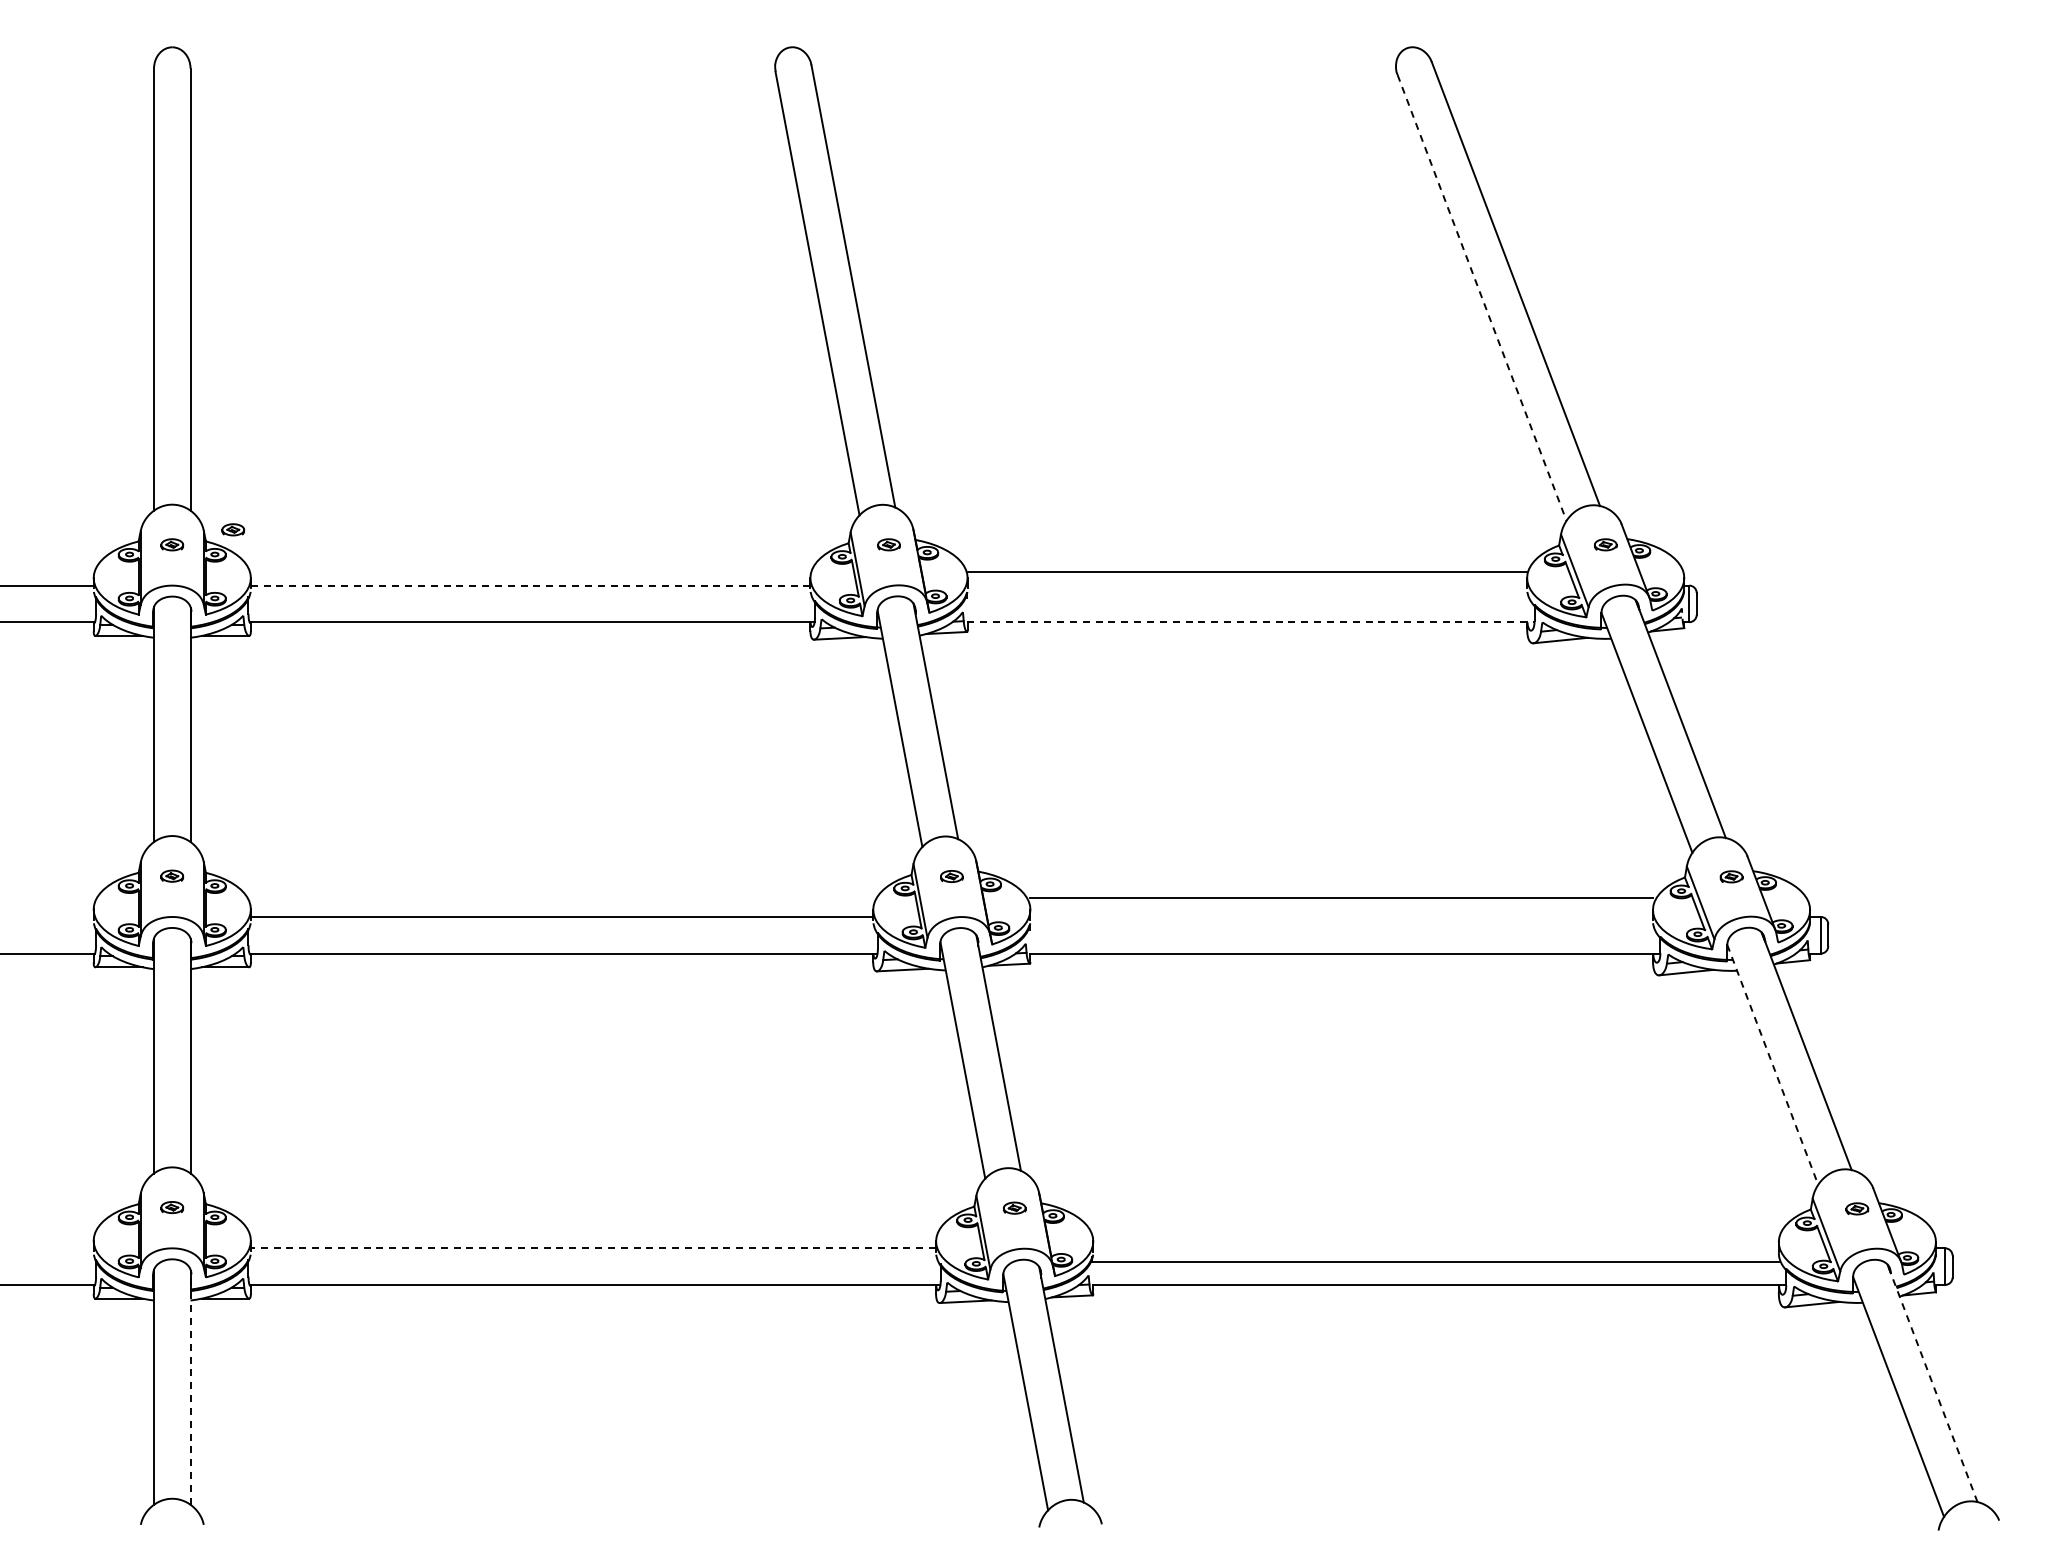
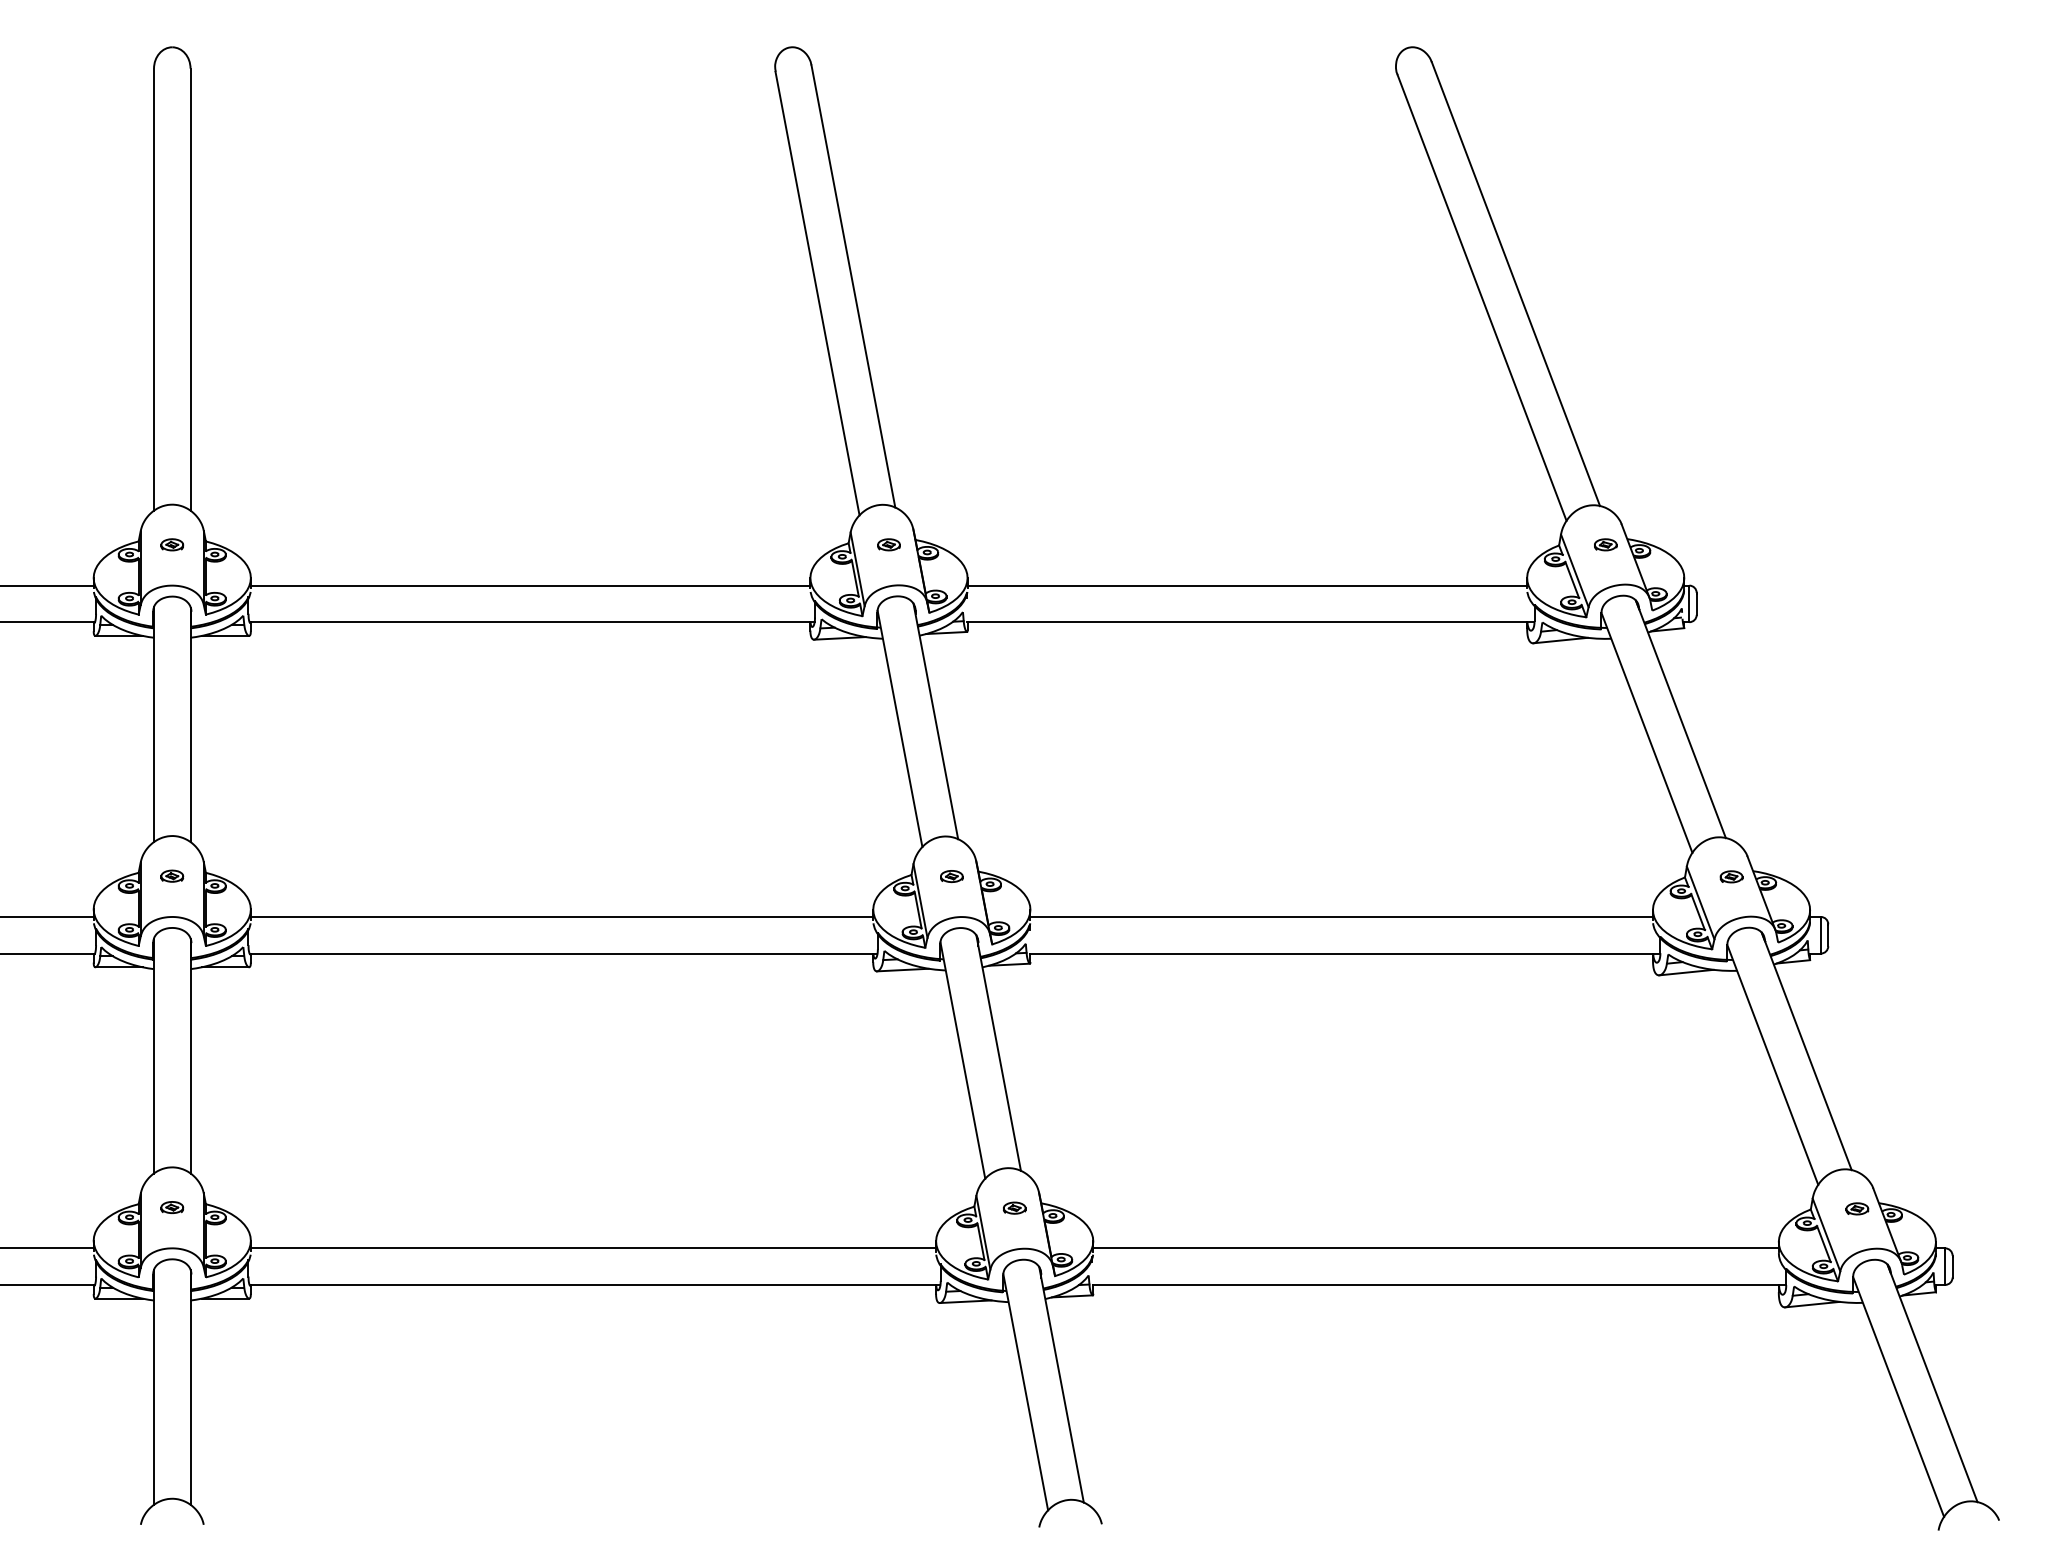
line: dashed -> solid (1482, 298)
part: present -> none (233, 529)
line position: (1247, 571) -> (1247, 585) (1247, 585)
line: dashed -> solid (530, 585)
line: dashed -> solid (1250, 622)
line position: (1341, 898) -> (1341, 917) (1341, 917)
line: none -> present (47, 917)
line: dashed -> solid (1772, 1065)
line: none -> present (47, 1248)
line: dashed -> solid (593, 1248)
line position: (1435, 1262) -> (1435, 1248) (1435, 1248)
line: dashed -> solid (1932, 1383)
line: dashed -> solid (190, 1387)
